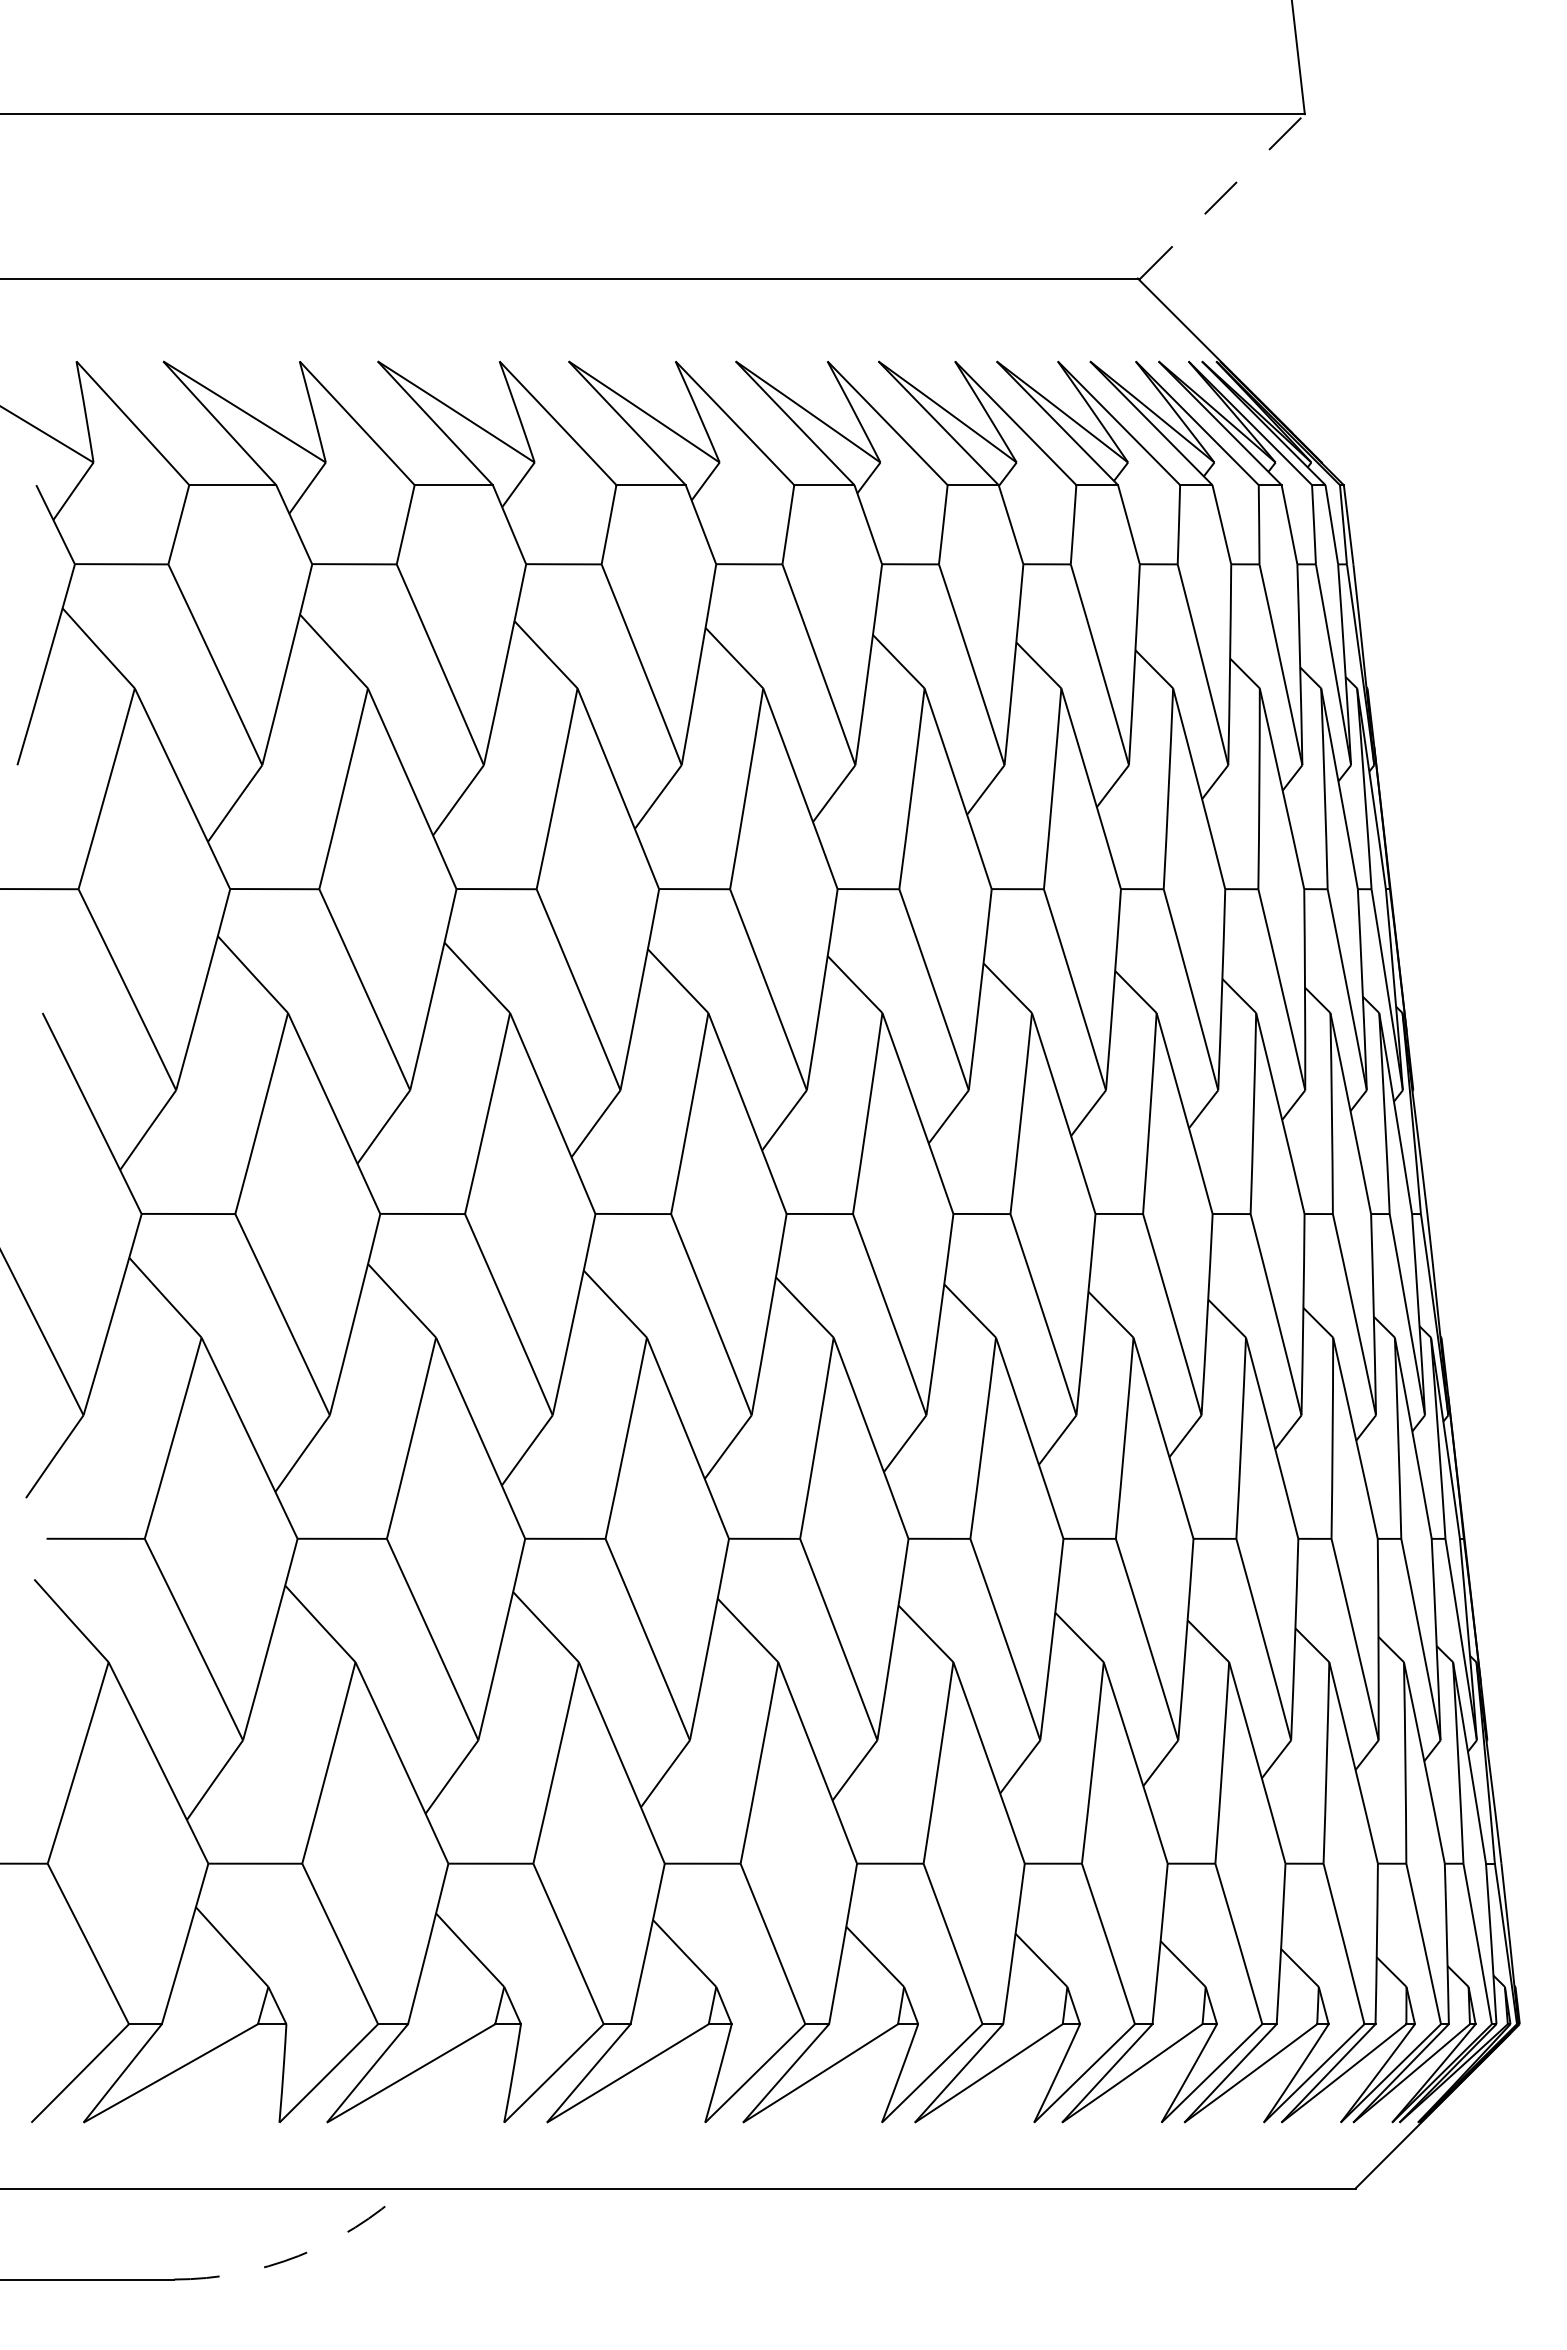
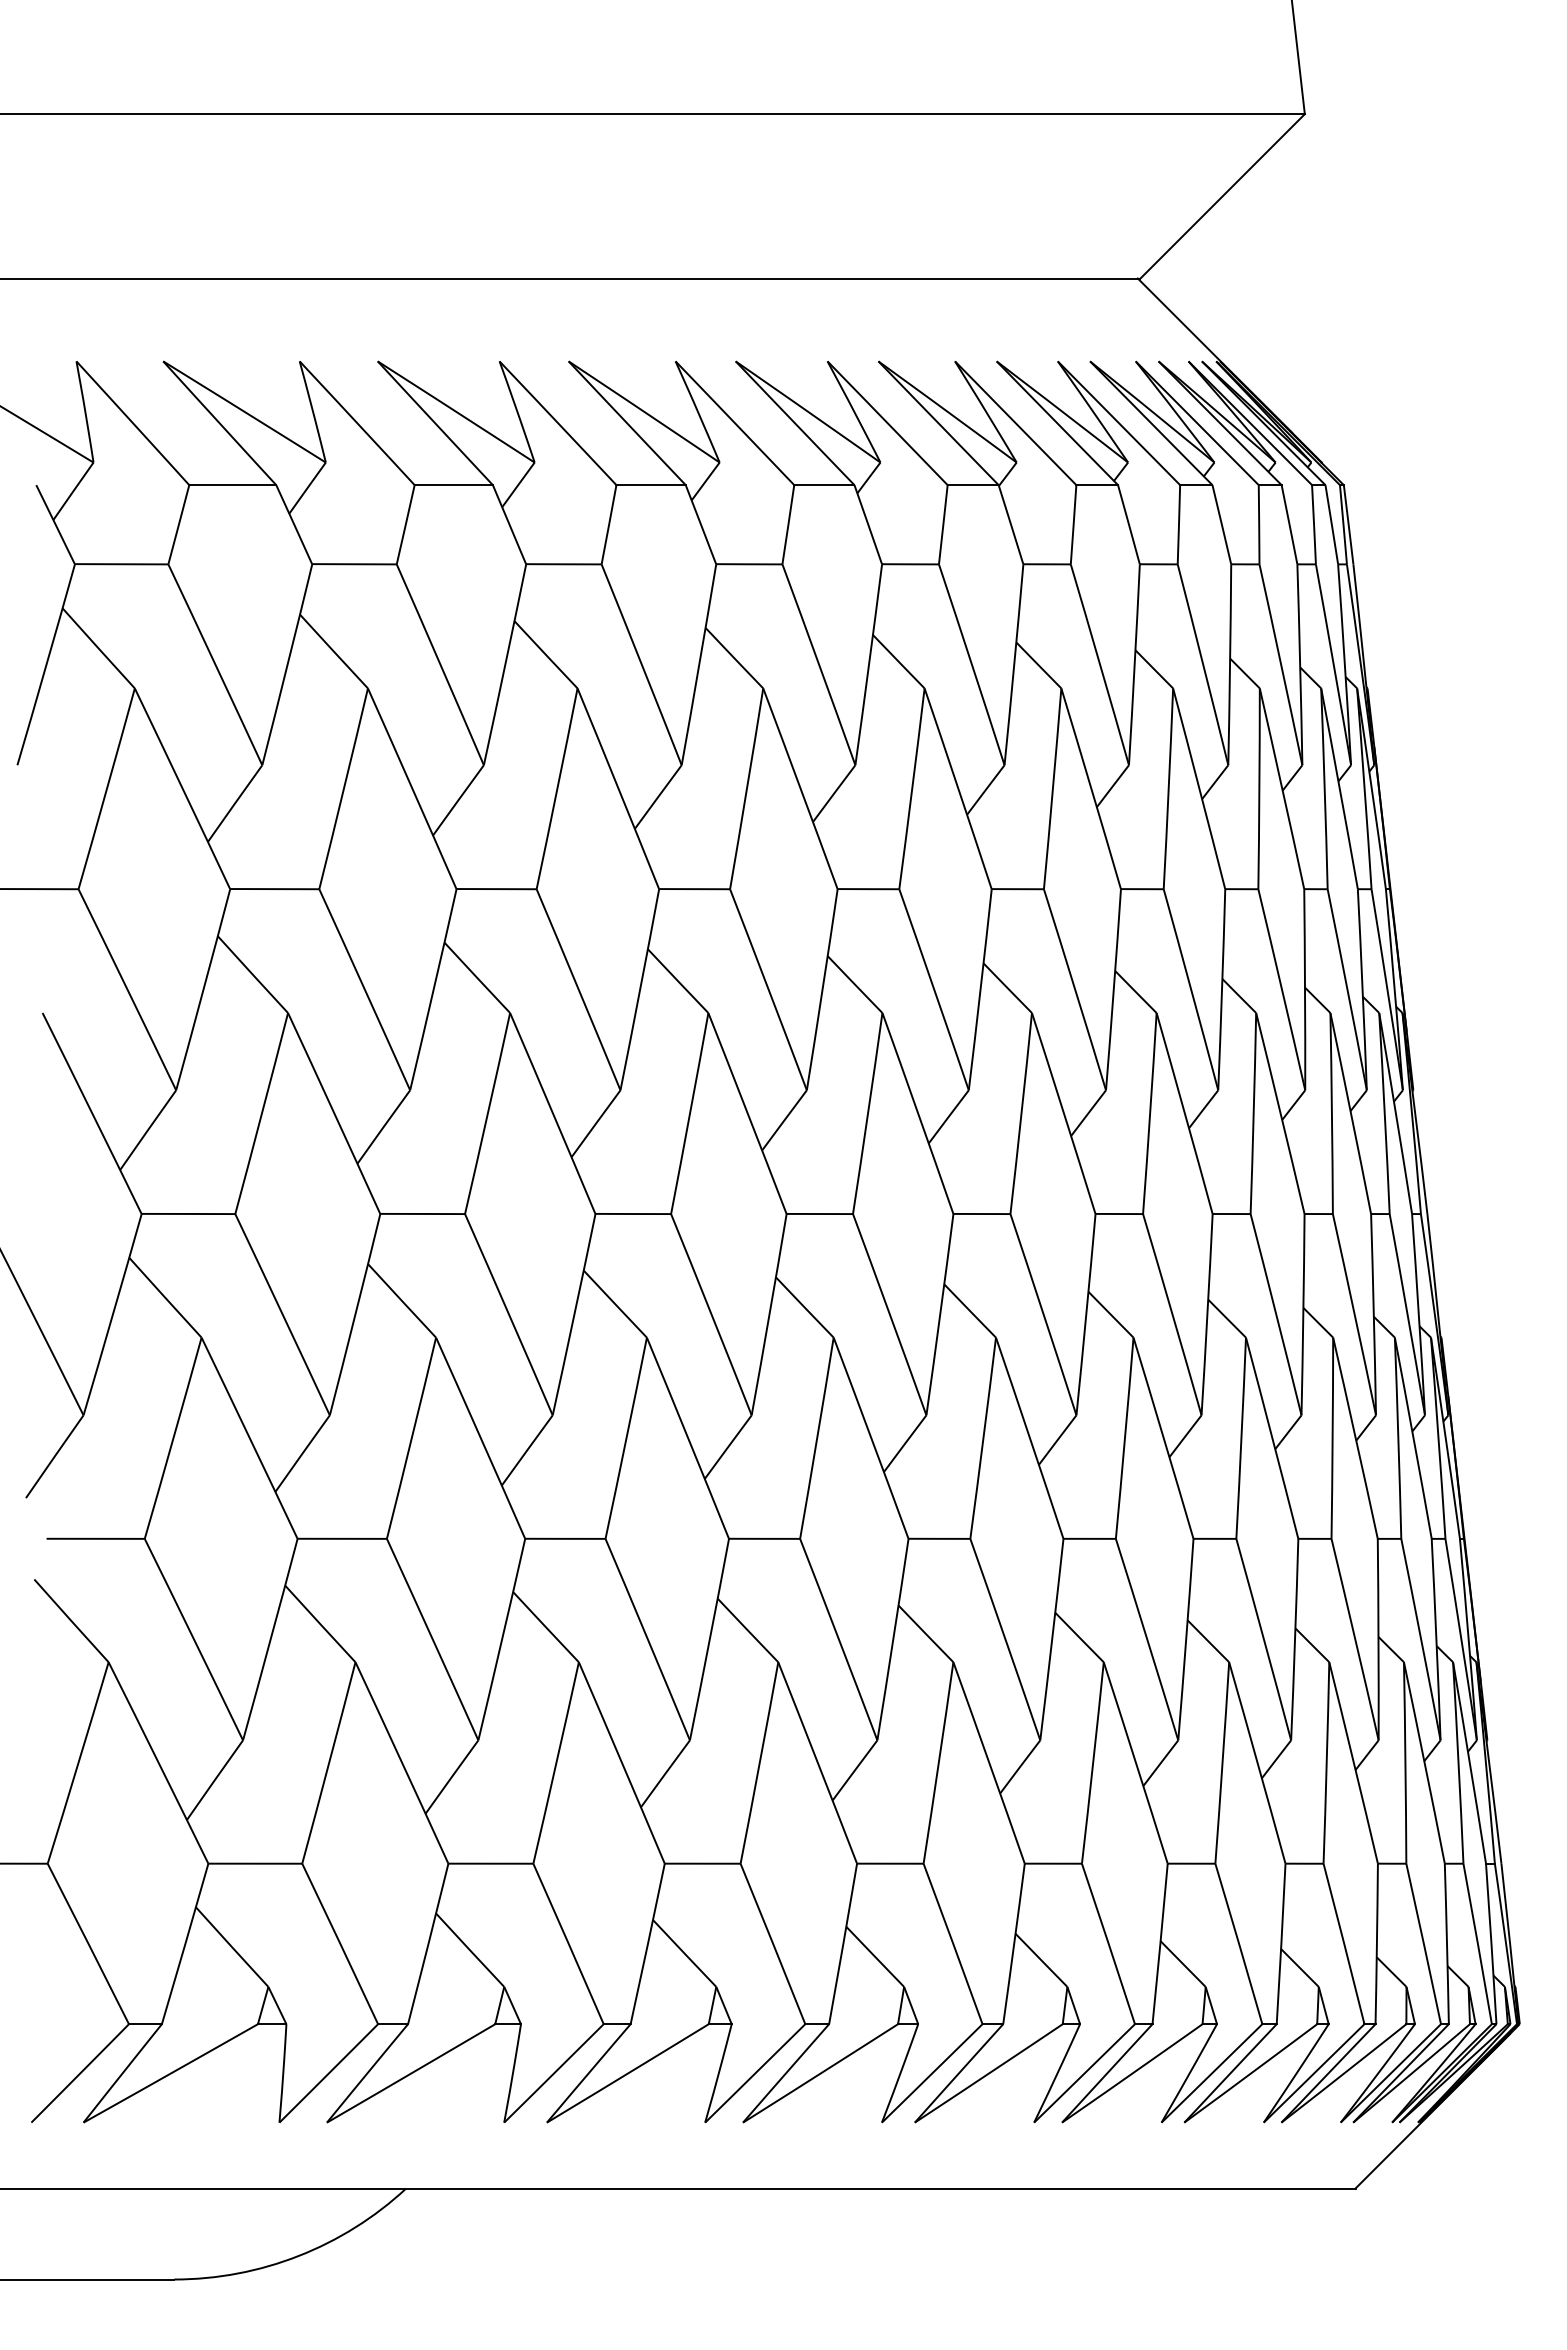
line: dashed -> solid (1223, 196)
arc: dashed -> solid (298, 2255)
